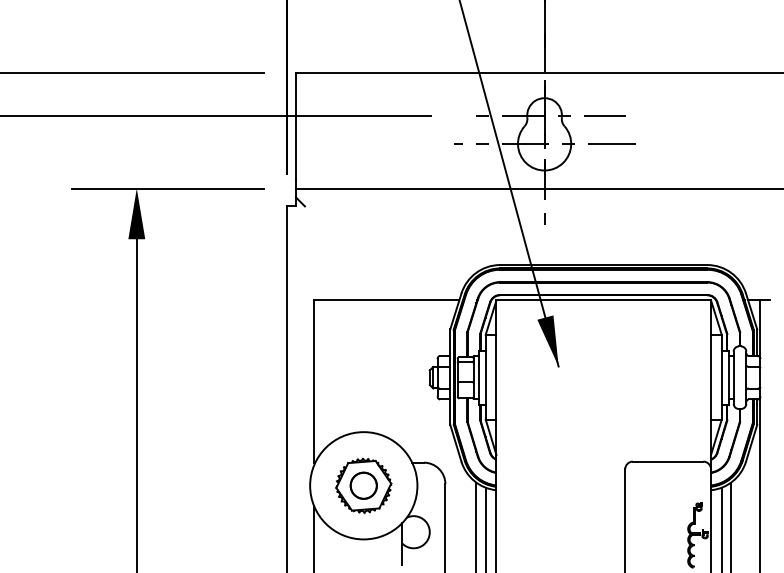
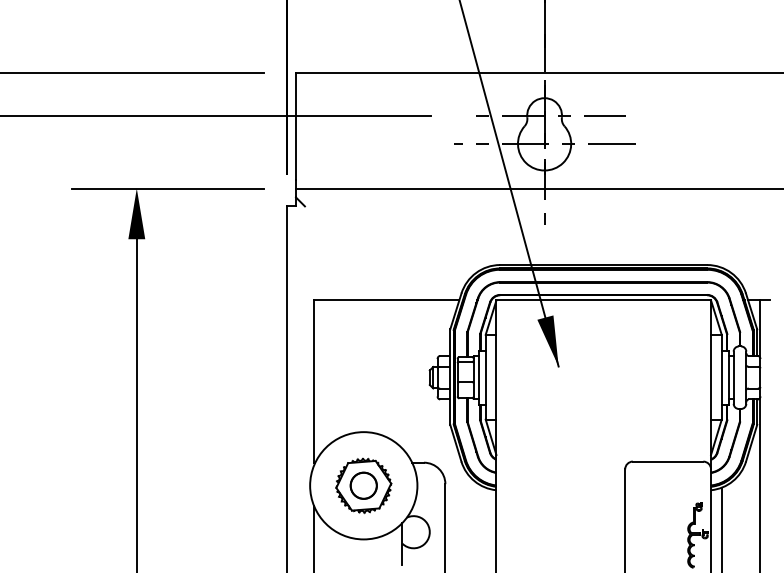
line: present -> none (476, 525)
line: present -> none (731, 525)
line: present -> none (485, 528)
